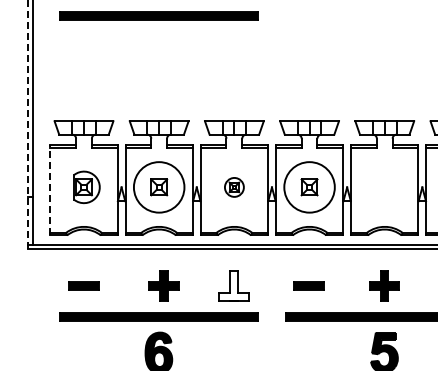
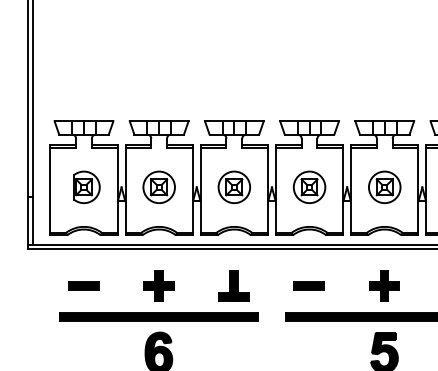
part: present -> none (158, 15)
line: dashed -> solid (28, 124)
circle diameter: 51 px -> 32 px (158, 187)
part size: 21x21 px -> 35x35 px (234, 187)
circle diameter: 51 px -> 32 px (309, 187)
part: none -> present (384, 187)
line: dashed -> solid (50, 189)
part position: (163, 285) -> (158, 285) (158, 285)
fill: none -> present (233, 286)
